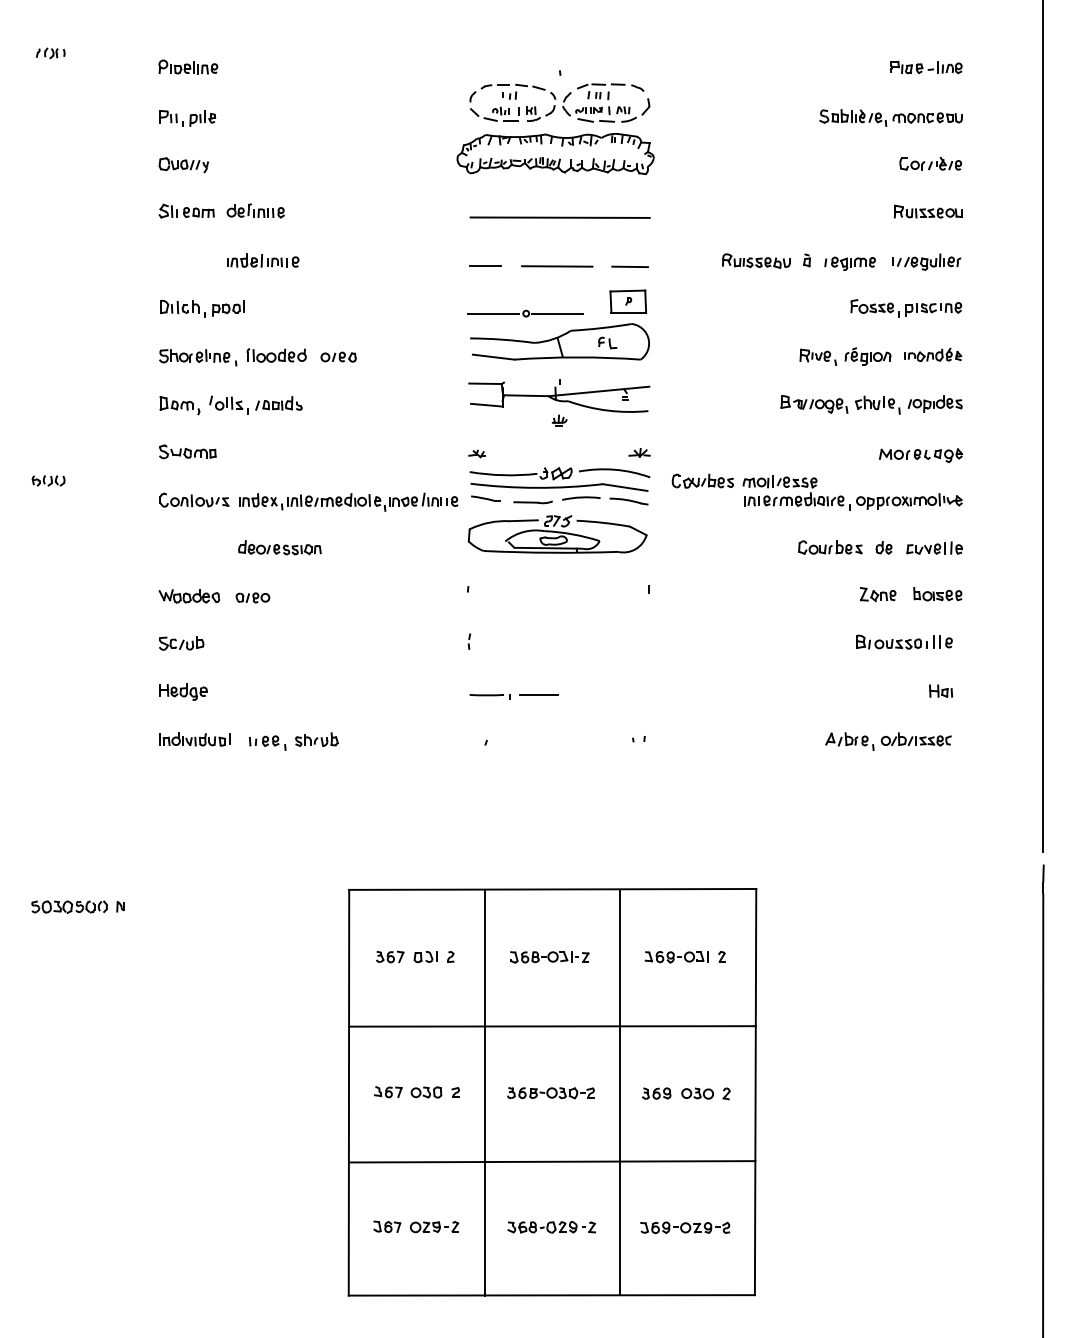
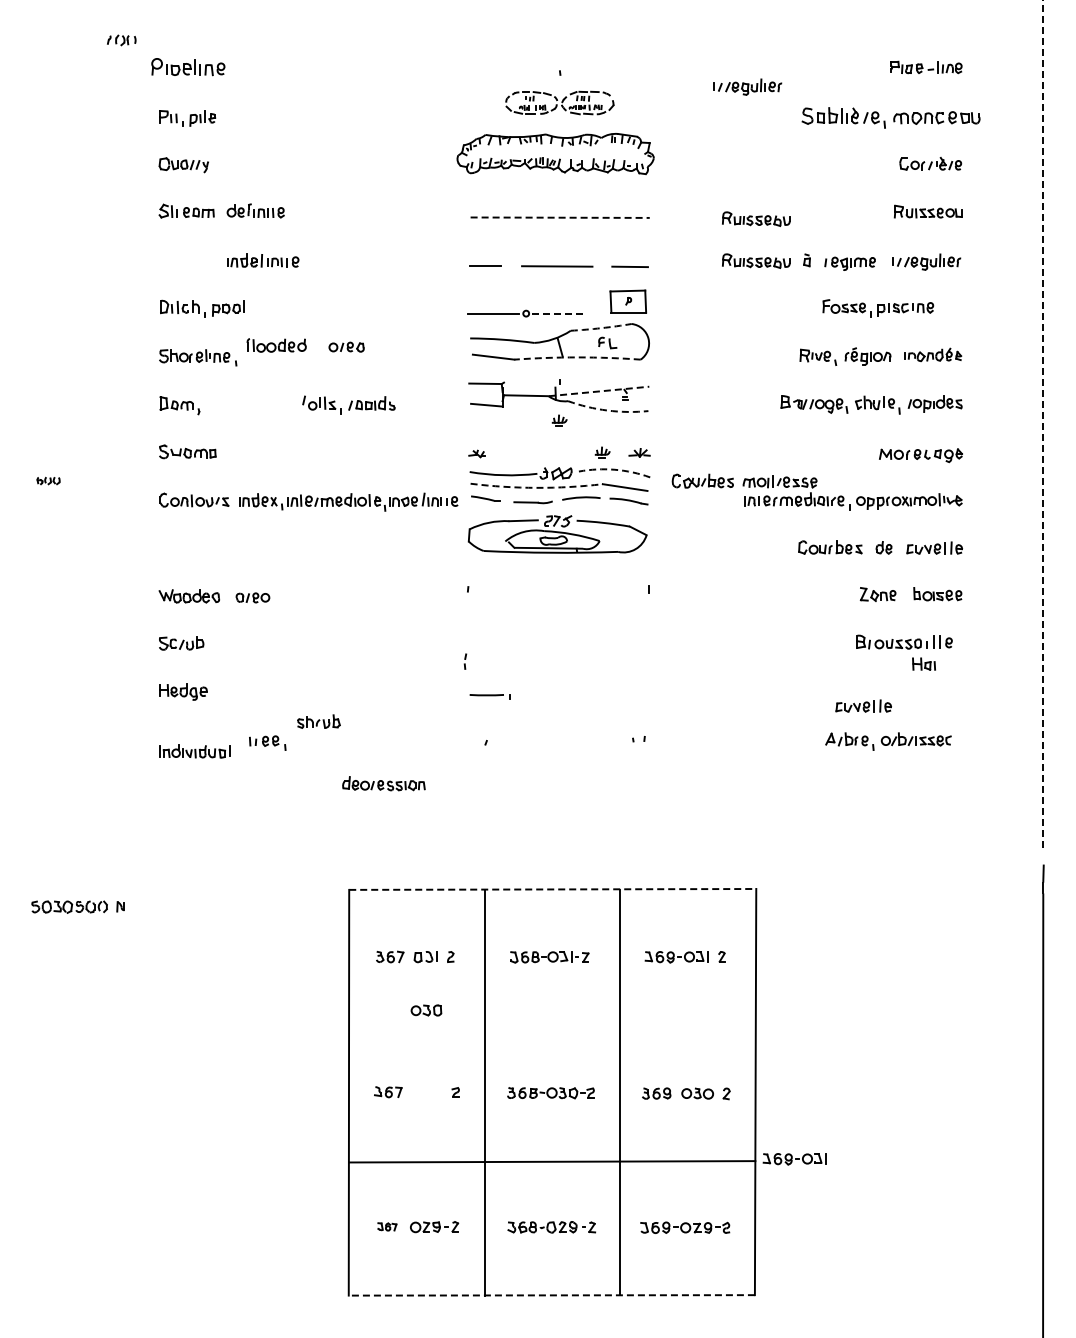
part position: (50, 53) -> (121, 40) (121, 40)
part size: 61x16 px -> 75x19 px (188, 67)
part: none -> present (747, 86)
part size: 182x40 px -> 110x26 px (559, 102)
part size: 144x18 px -> 180x22 px (890, 117)
line: solid -> dashed (560, 217)
part: none -> present (756, 218)
part position: (906, 308) -> (878, 308) (878, 308)
line: solid -> dashed (558, 313)
arc: solid -> dashed (601, 328)
part position: (276, 355) -> (276, 345) (276, 345)
part position: (338, 356) -> (346, 346) (346, 346)
arc: solid -> dashed (577, 357)
line: solid -> dashed (599, 391)
part position: (255, 404) -> (348, 404) (348, 404)
arc: solid -> dashed (607, 410)
line: solid -> dashed (1043, 426)
part: none -> present (602, 452)
arc: solid -> dashed (614, 469)
part size: 35x12 px -> 25x10 px (48, 480)
arc: solid -> dashed (536, 487)
part position: (279, 547) -> (383, 783) (383, 783)
part position: (469, 641) -> (465, 661) (465, 661)
part position: (940, 690) -> (923, 663) (923, 663)
line: present -> none (538, 695)
part: none -> present (863, 705)
part position: (194, 739) -> (194, 751) (194, 751)
part position: (316, 739) -> (318, 721) (318, 721)
line: solid -> dashed (552, 889)
line: present -> none (552, 1026)
part position: (426, 1092) -> (426, 1010) (426, 1010)
part: none -> present (794, 1159)
part size: 29x14 px -> 21x10 px (387, 1226)
line: solid -> dashed (551, 1295)
